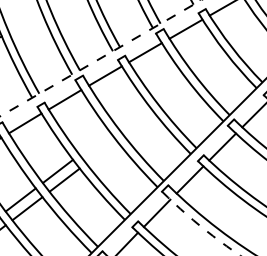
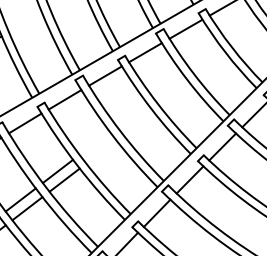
line: dashed -> solid (100, 58)
arc: dashed -> solid (199, 225)
